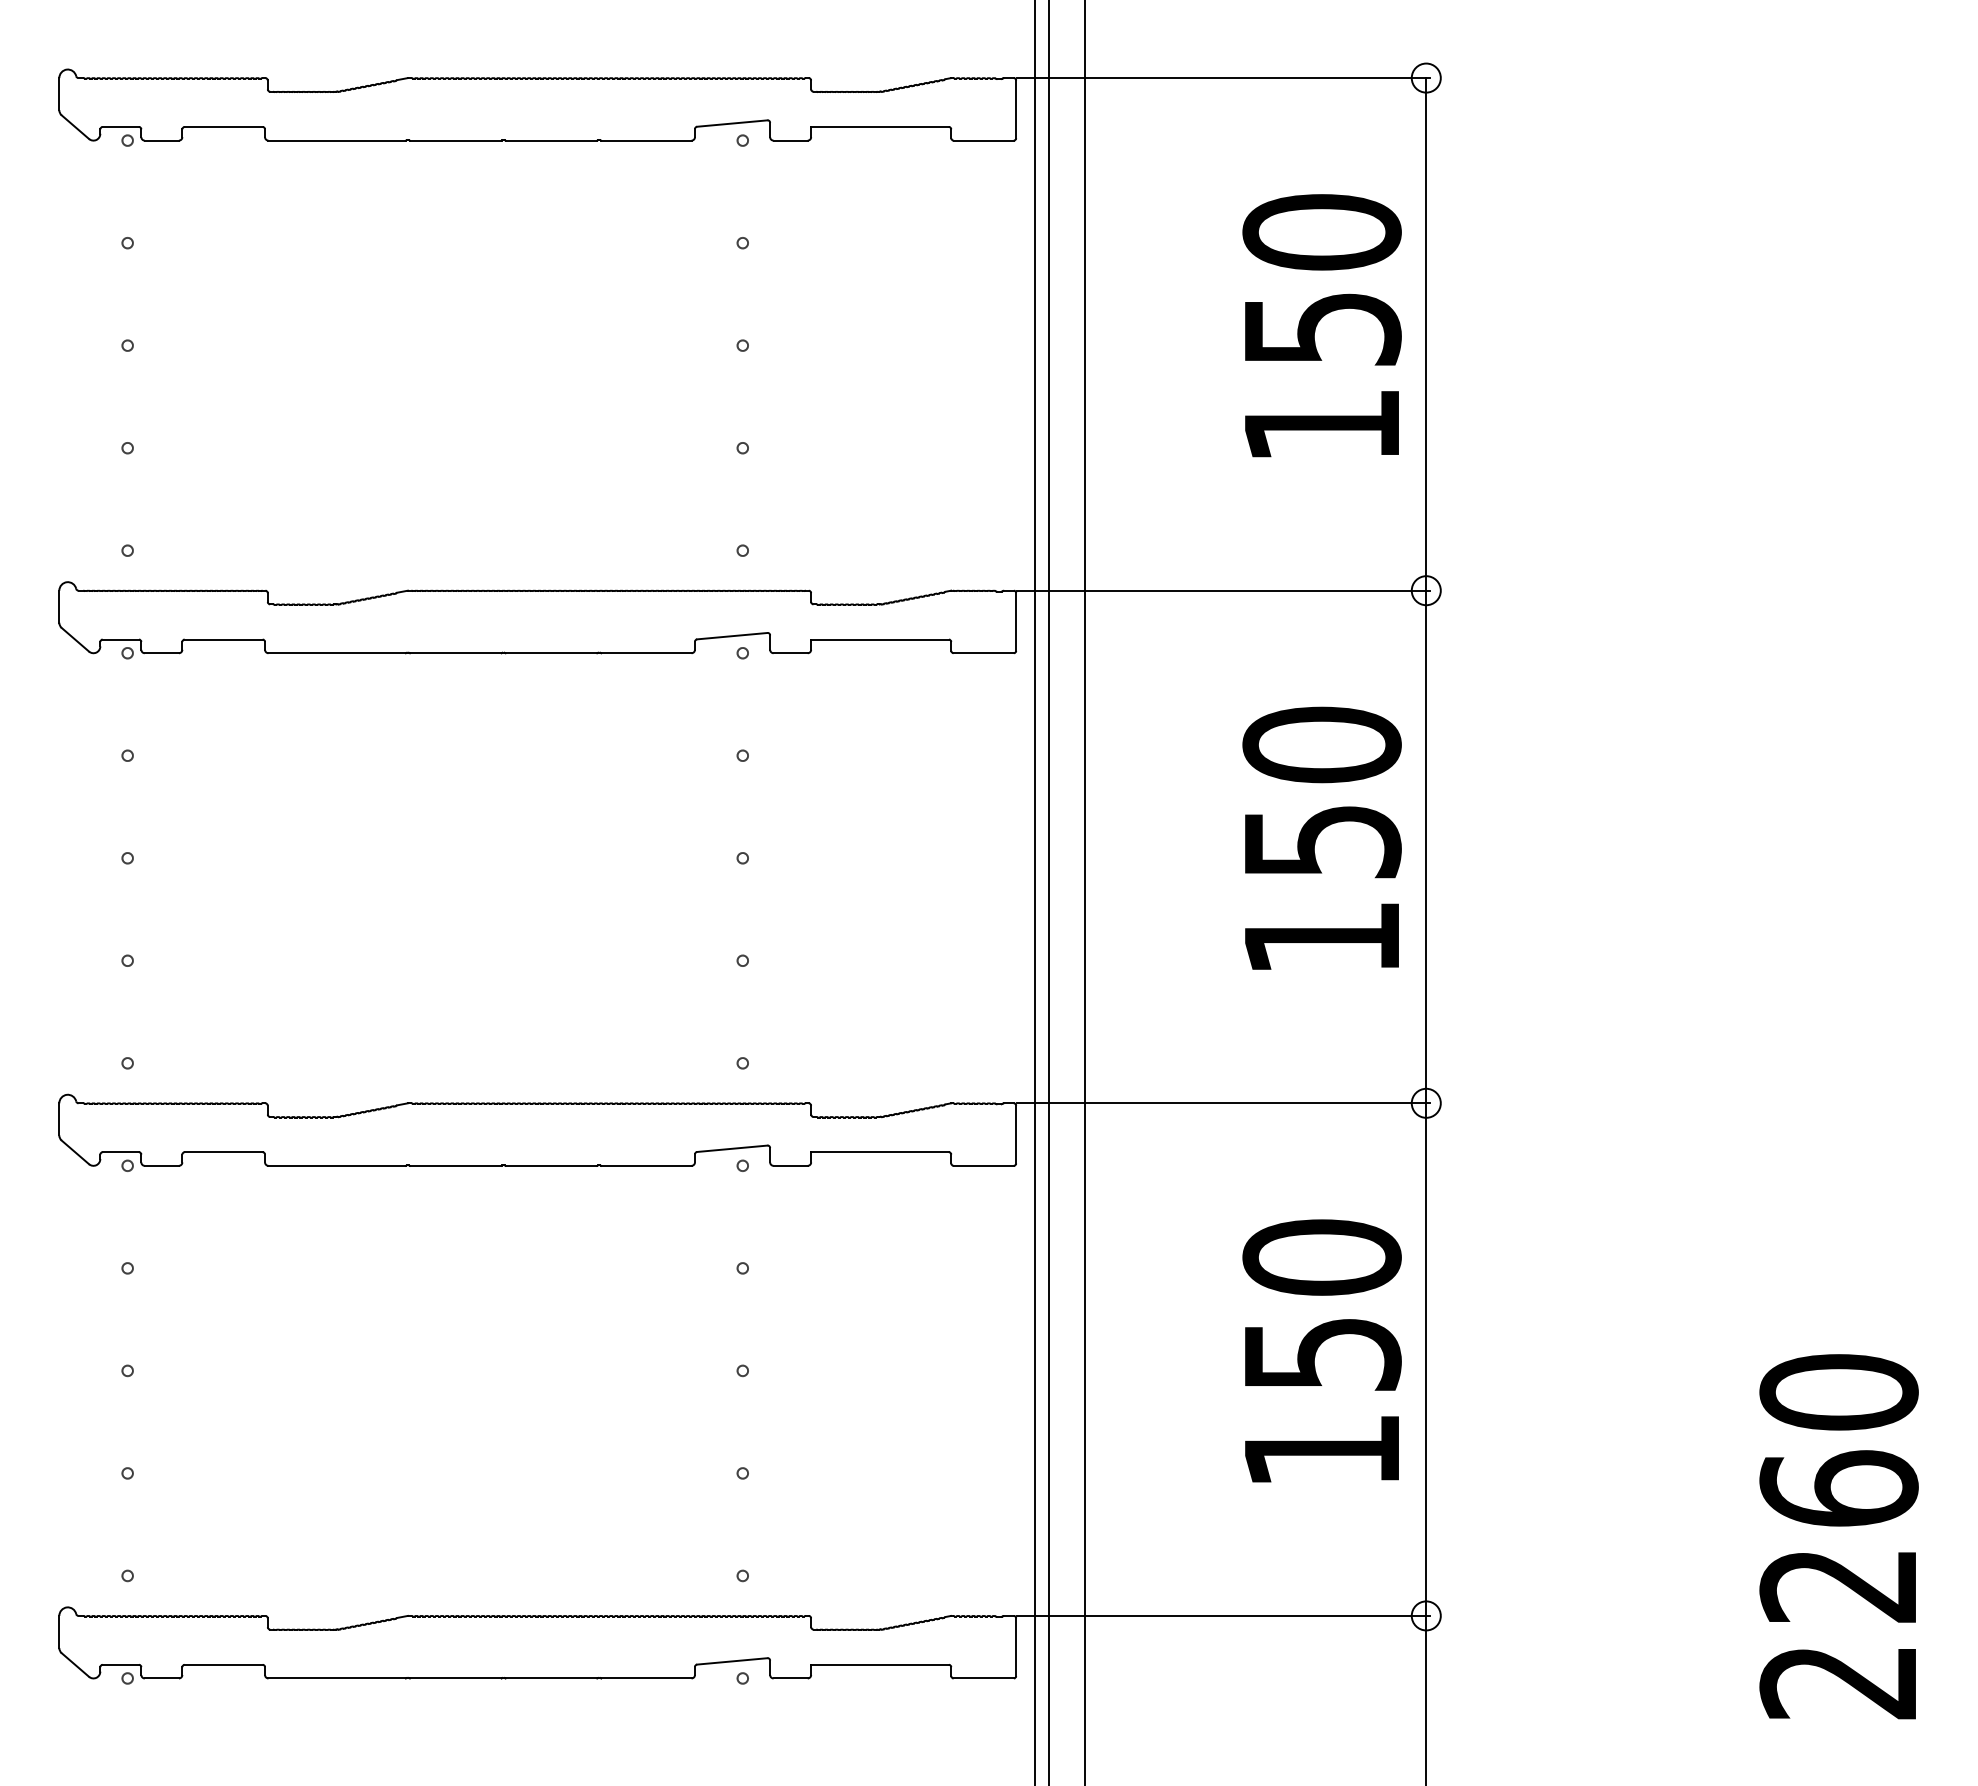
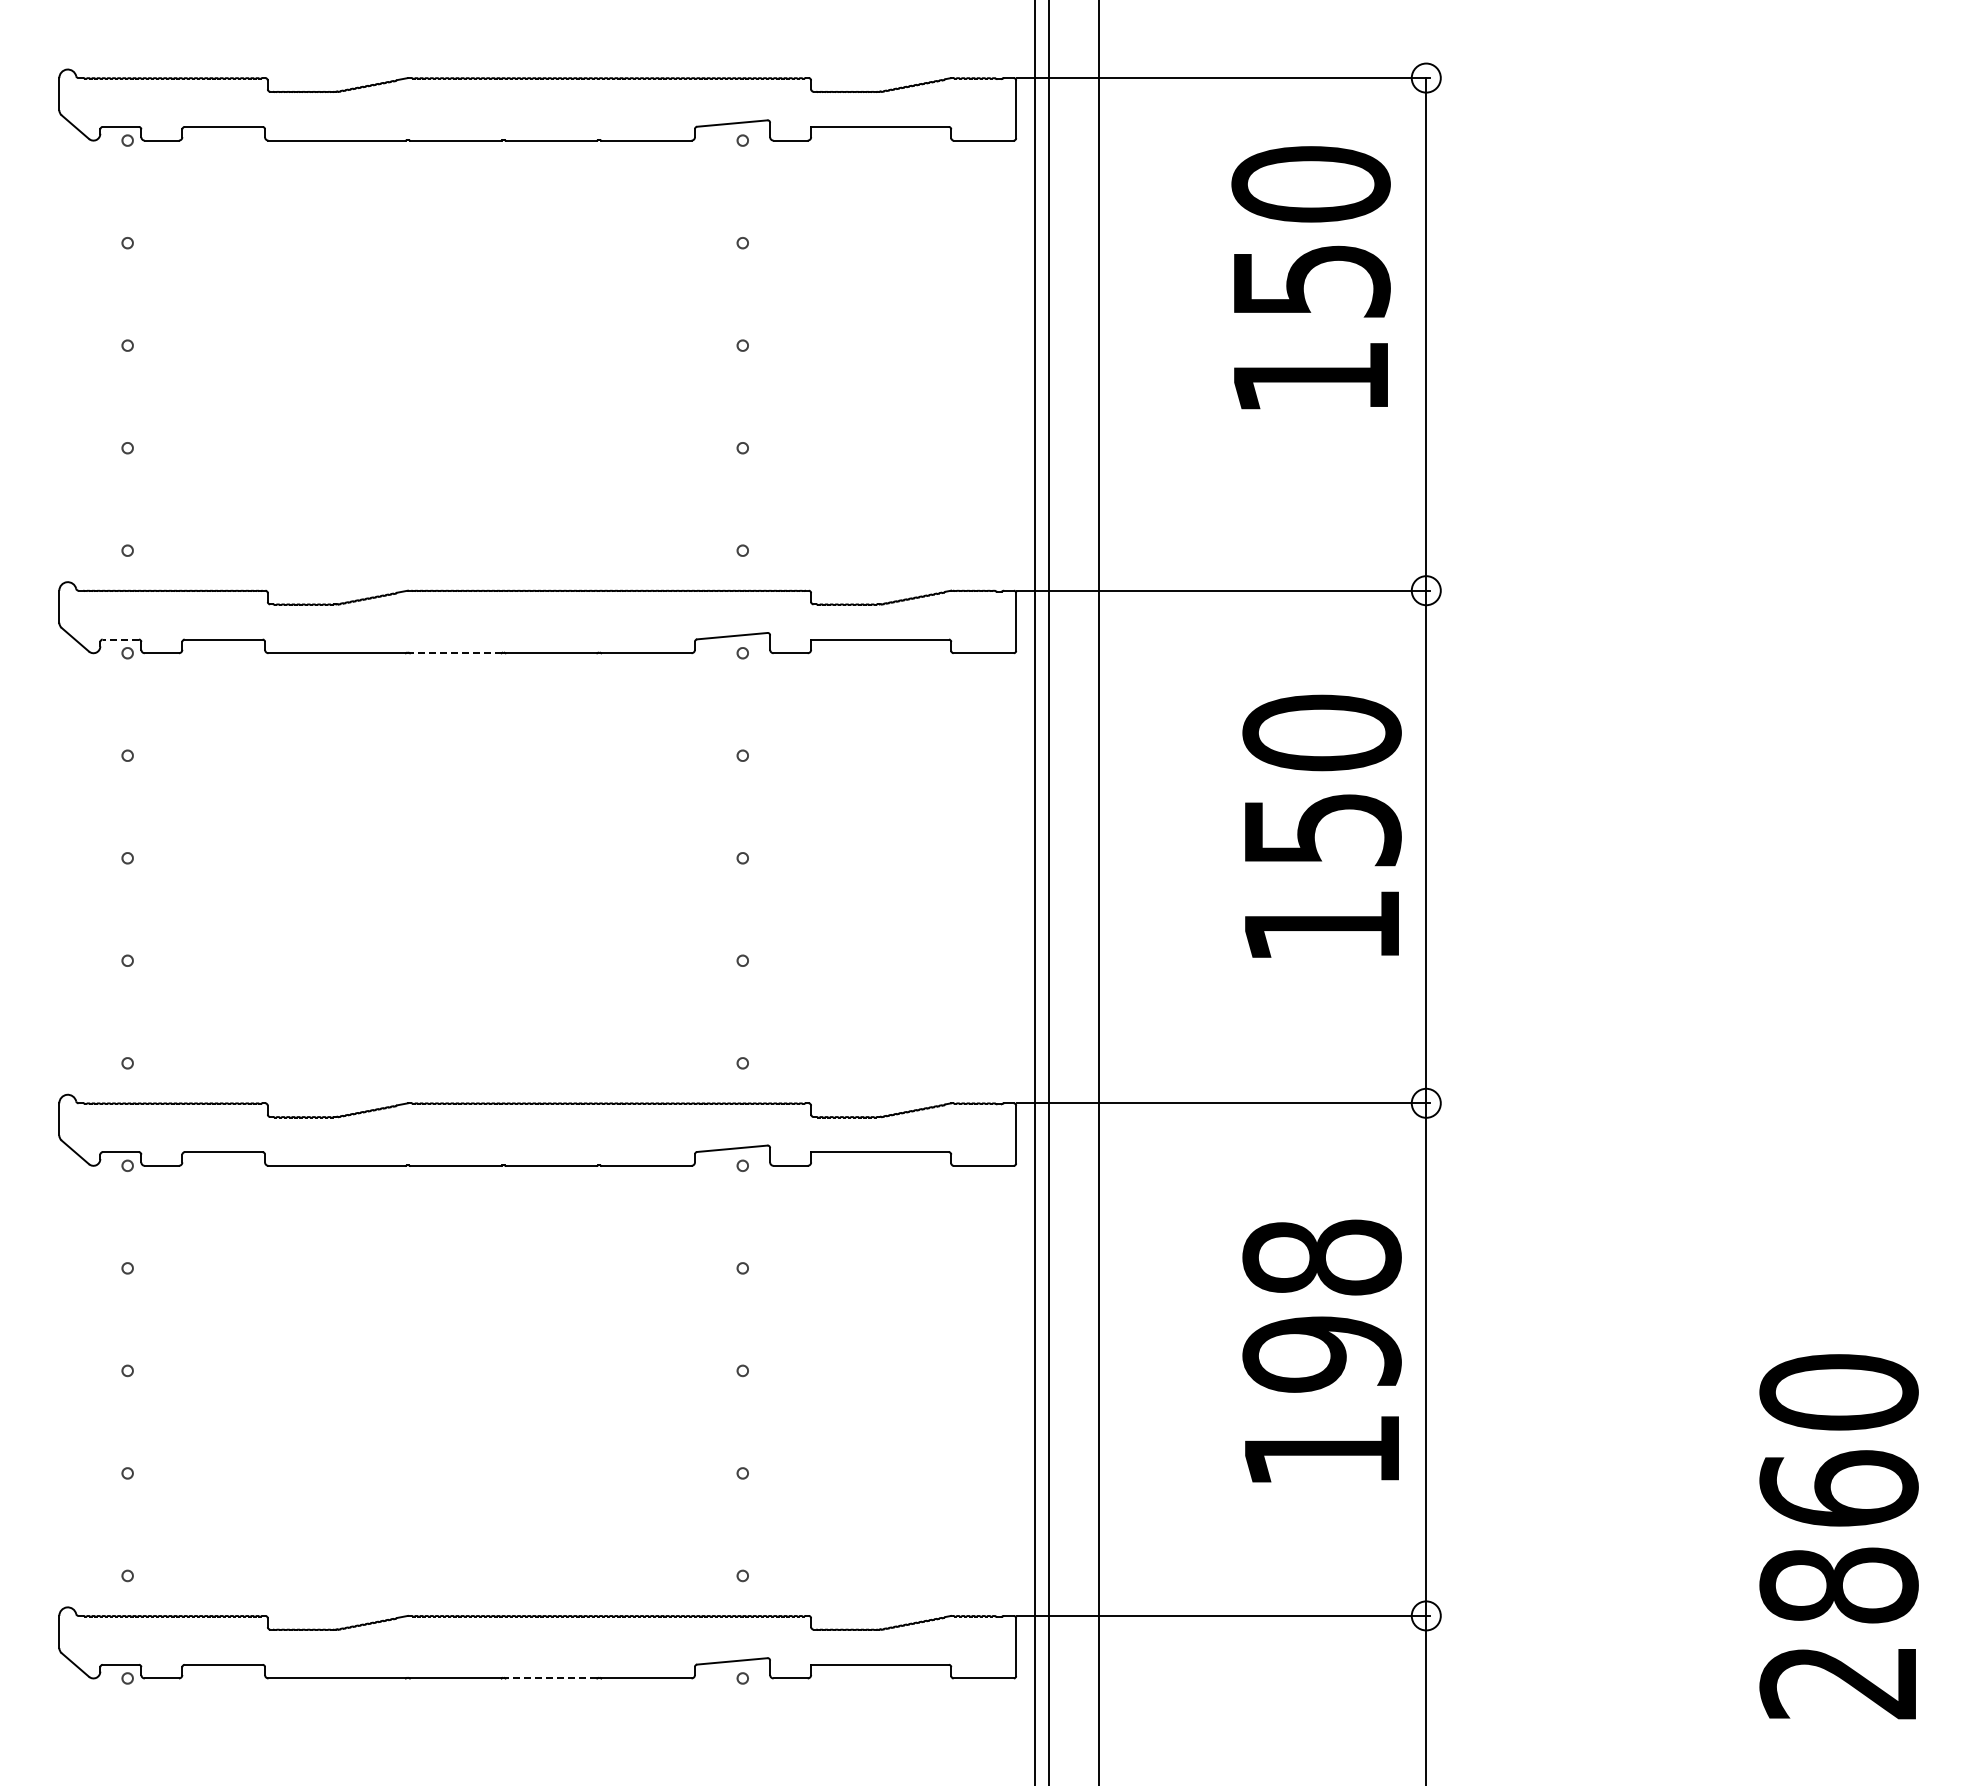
text position: (1321, 325) -> (1310, 277) (1310, 277)
line: solid -> dashed (120, 639)
line: solid -> dashed (455, 653)
text position: (1321, 837) -> (1321, 825) (1321, 825)
line position: (1084, 892) -> (1098, 892) (1098, 892)
text: 150 -> 198 (1321, 1305)
text: 2260 -> 2860 (1838, 1585)
line: solid -> dashed (551, 1678)
